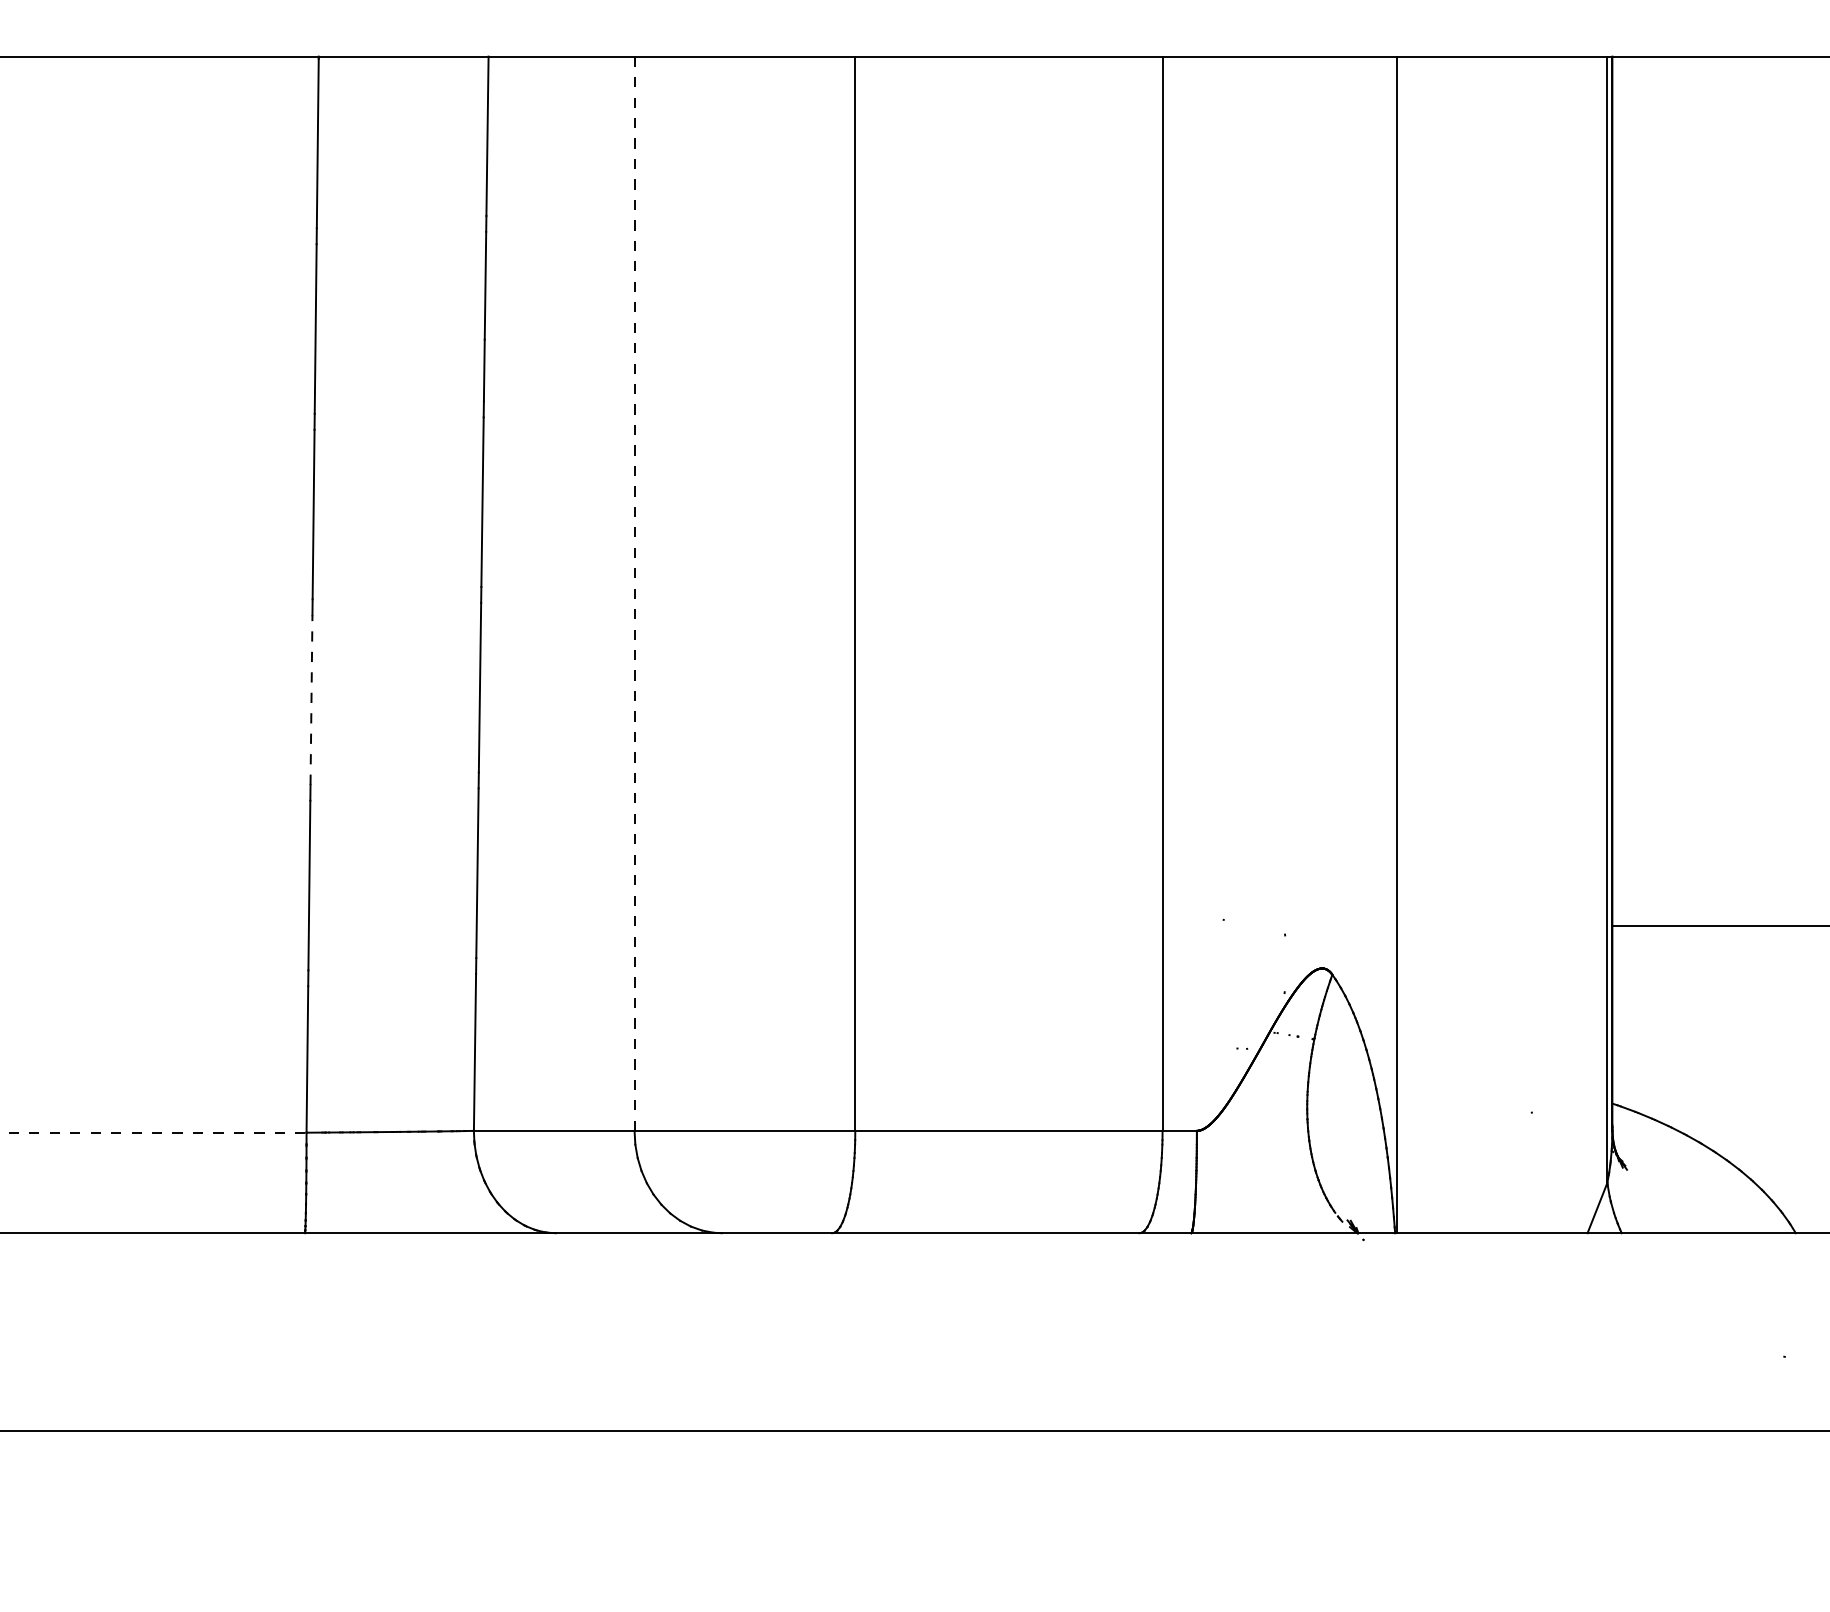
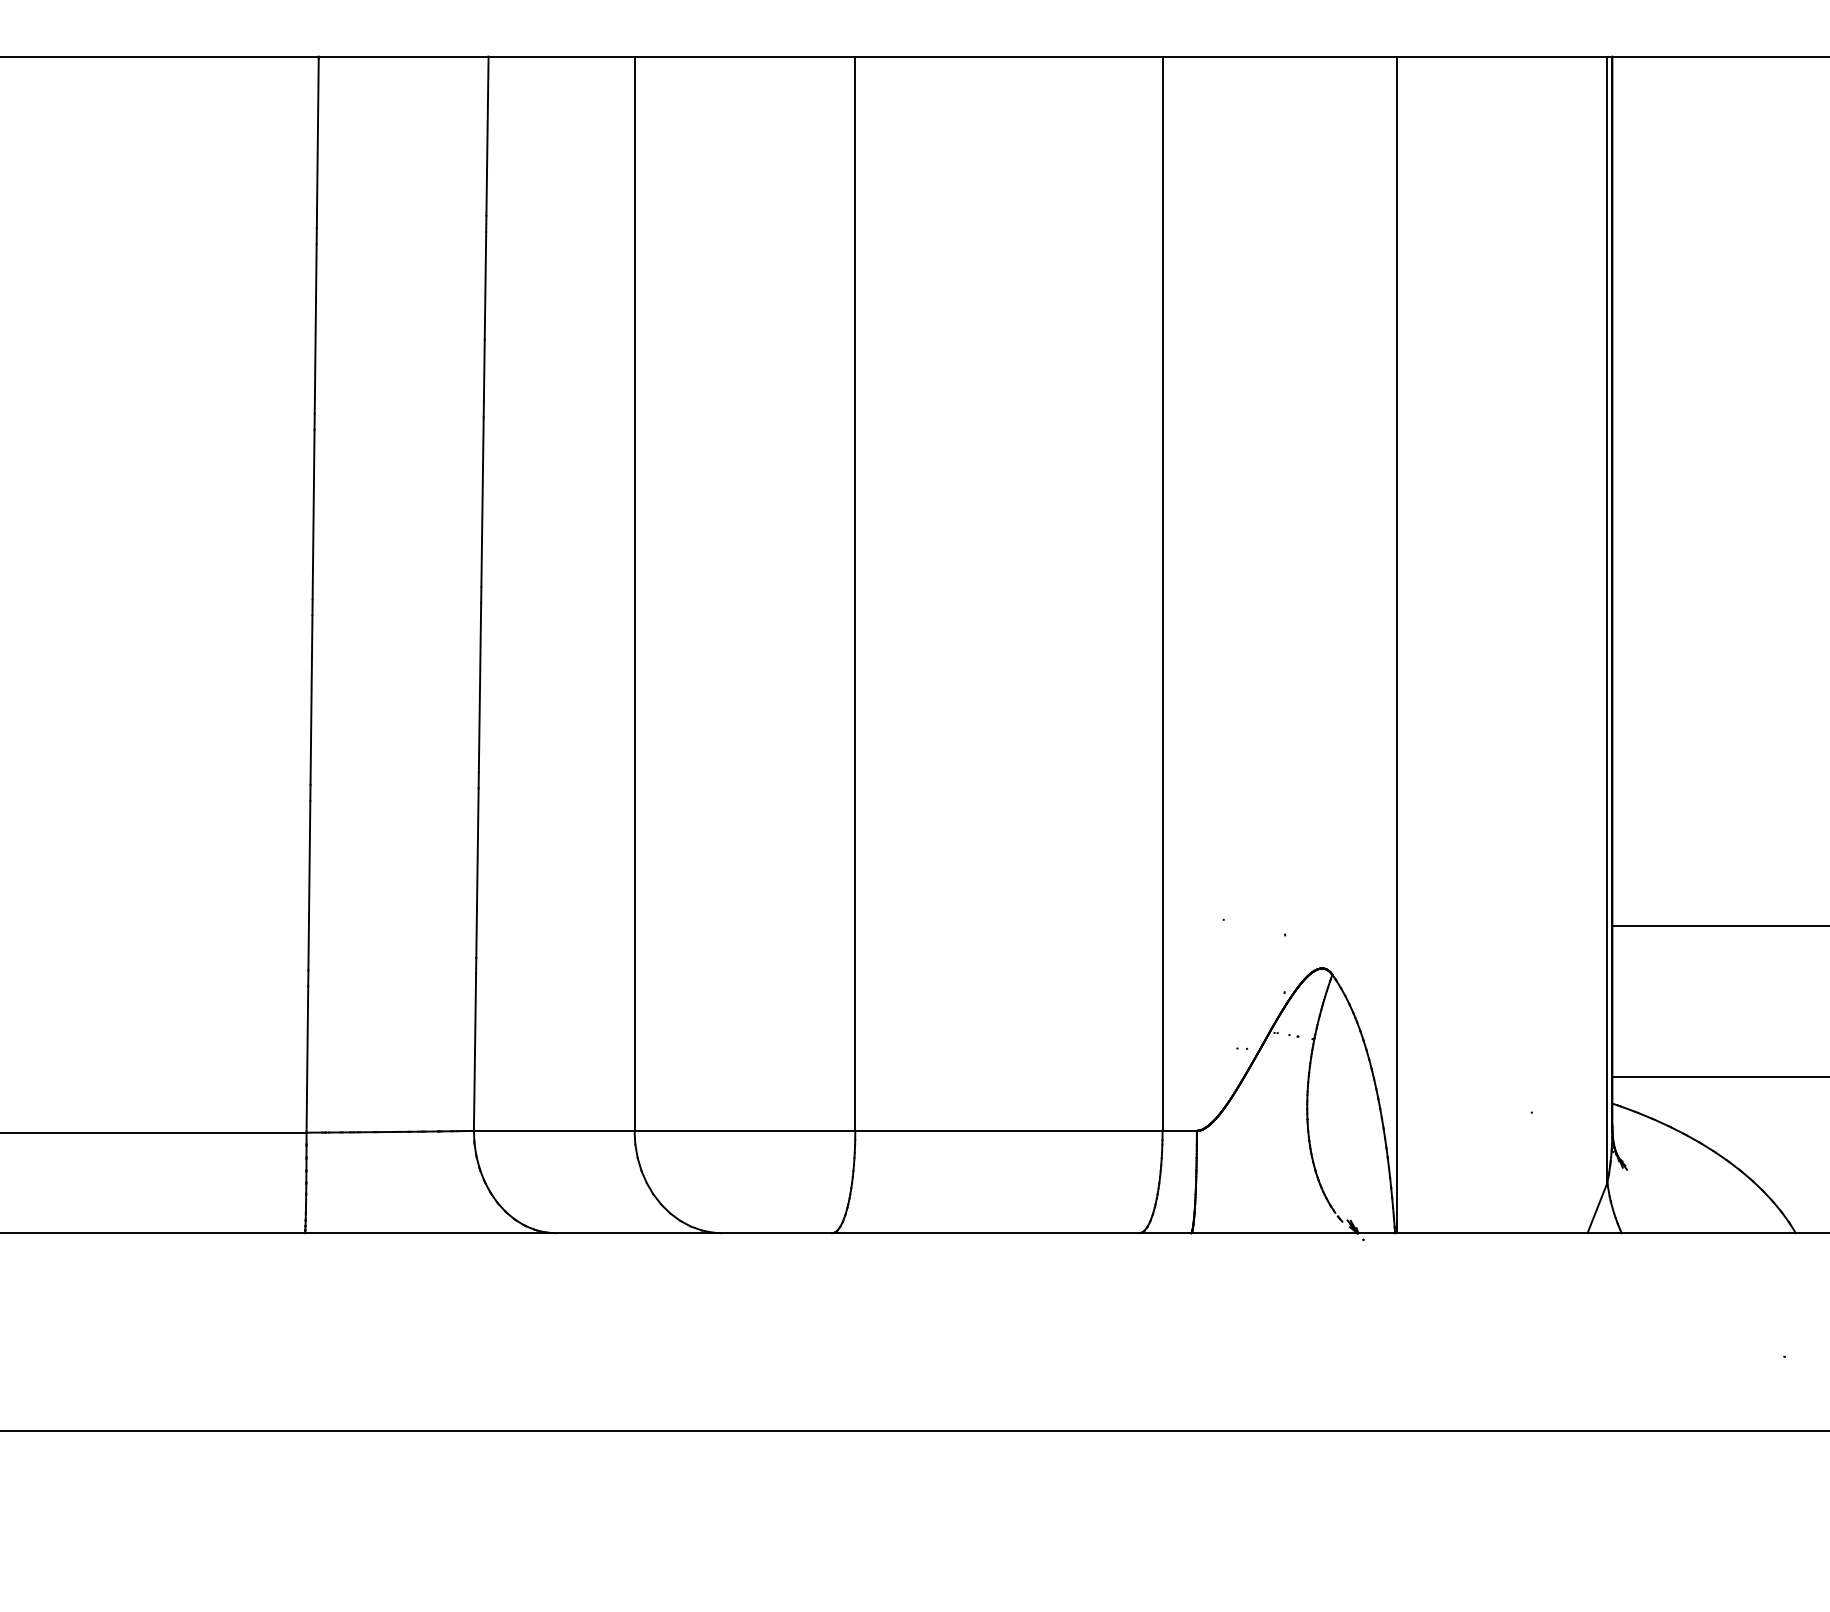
line: dashed -> solid (634, 593)
line: dashed -> solid (311, 700)
line: none -> present (1719, 1077)
line: dashed -> solid (153, 1132)
